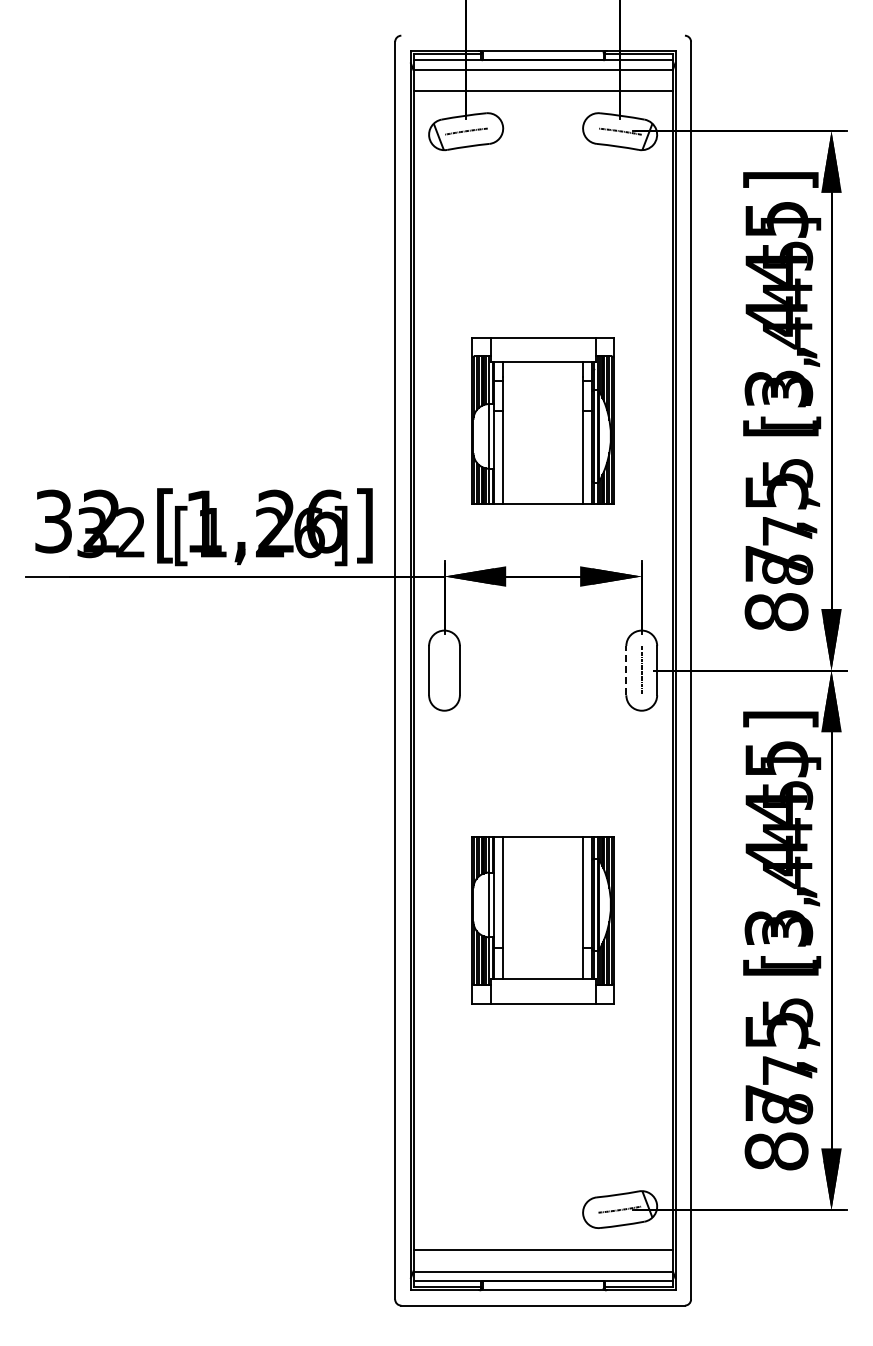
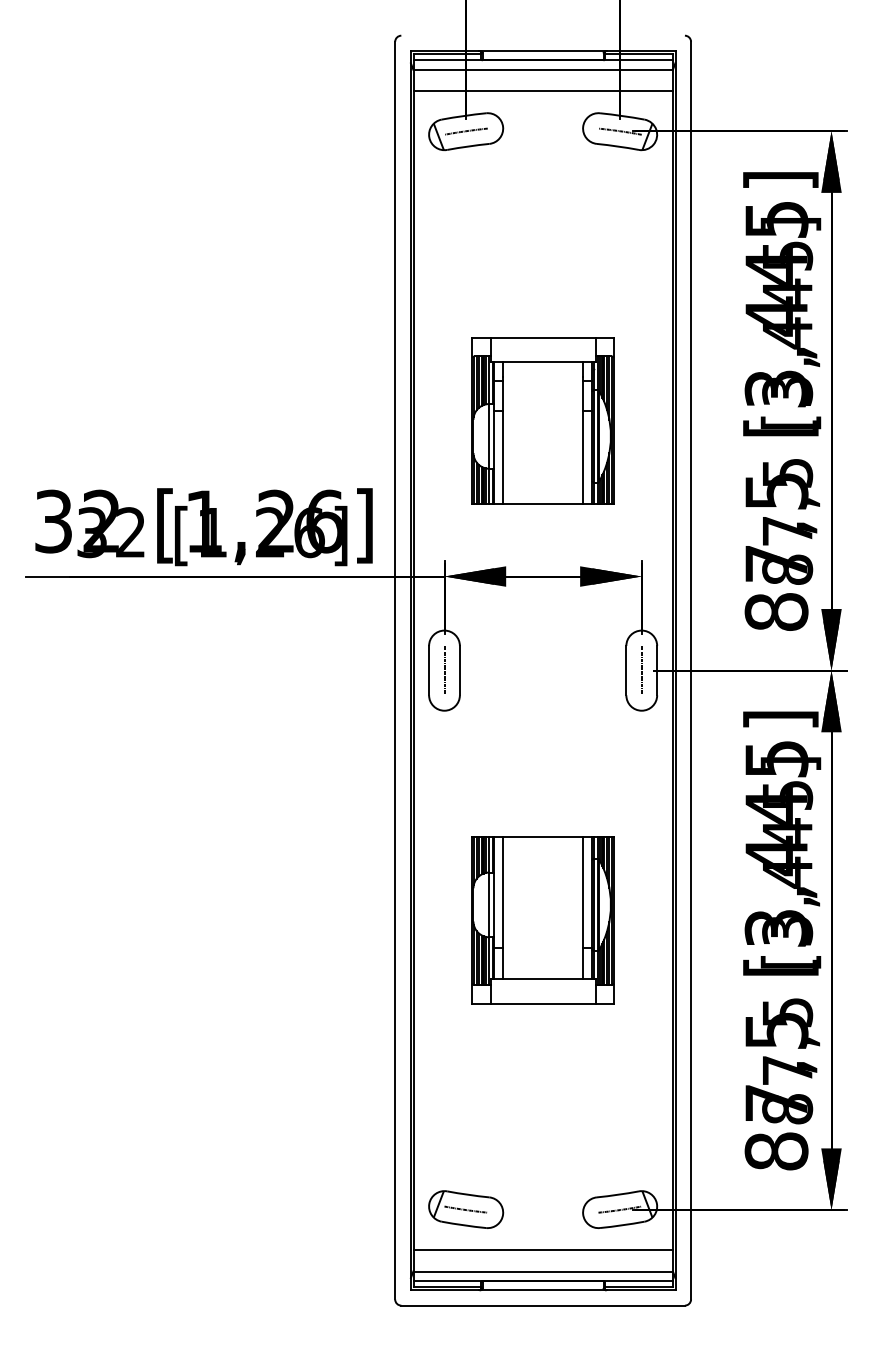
line: none -> present (444, 670)
line: dashed -> solid (626, 670)
part: none -> present (466, 1209)
